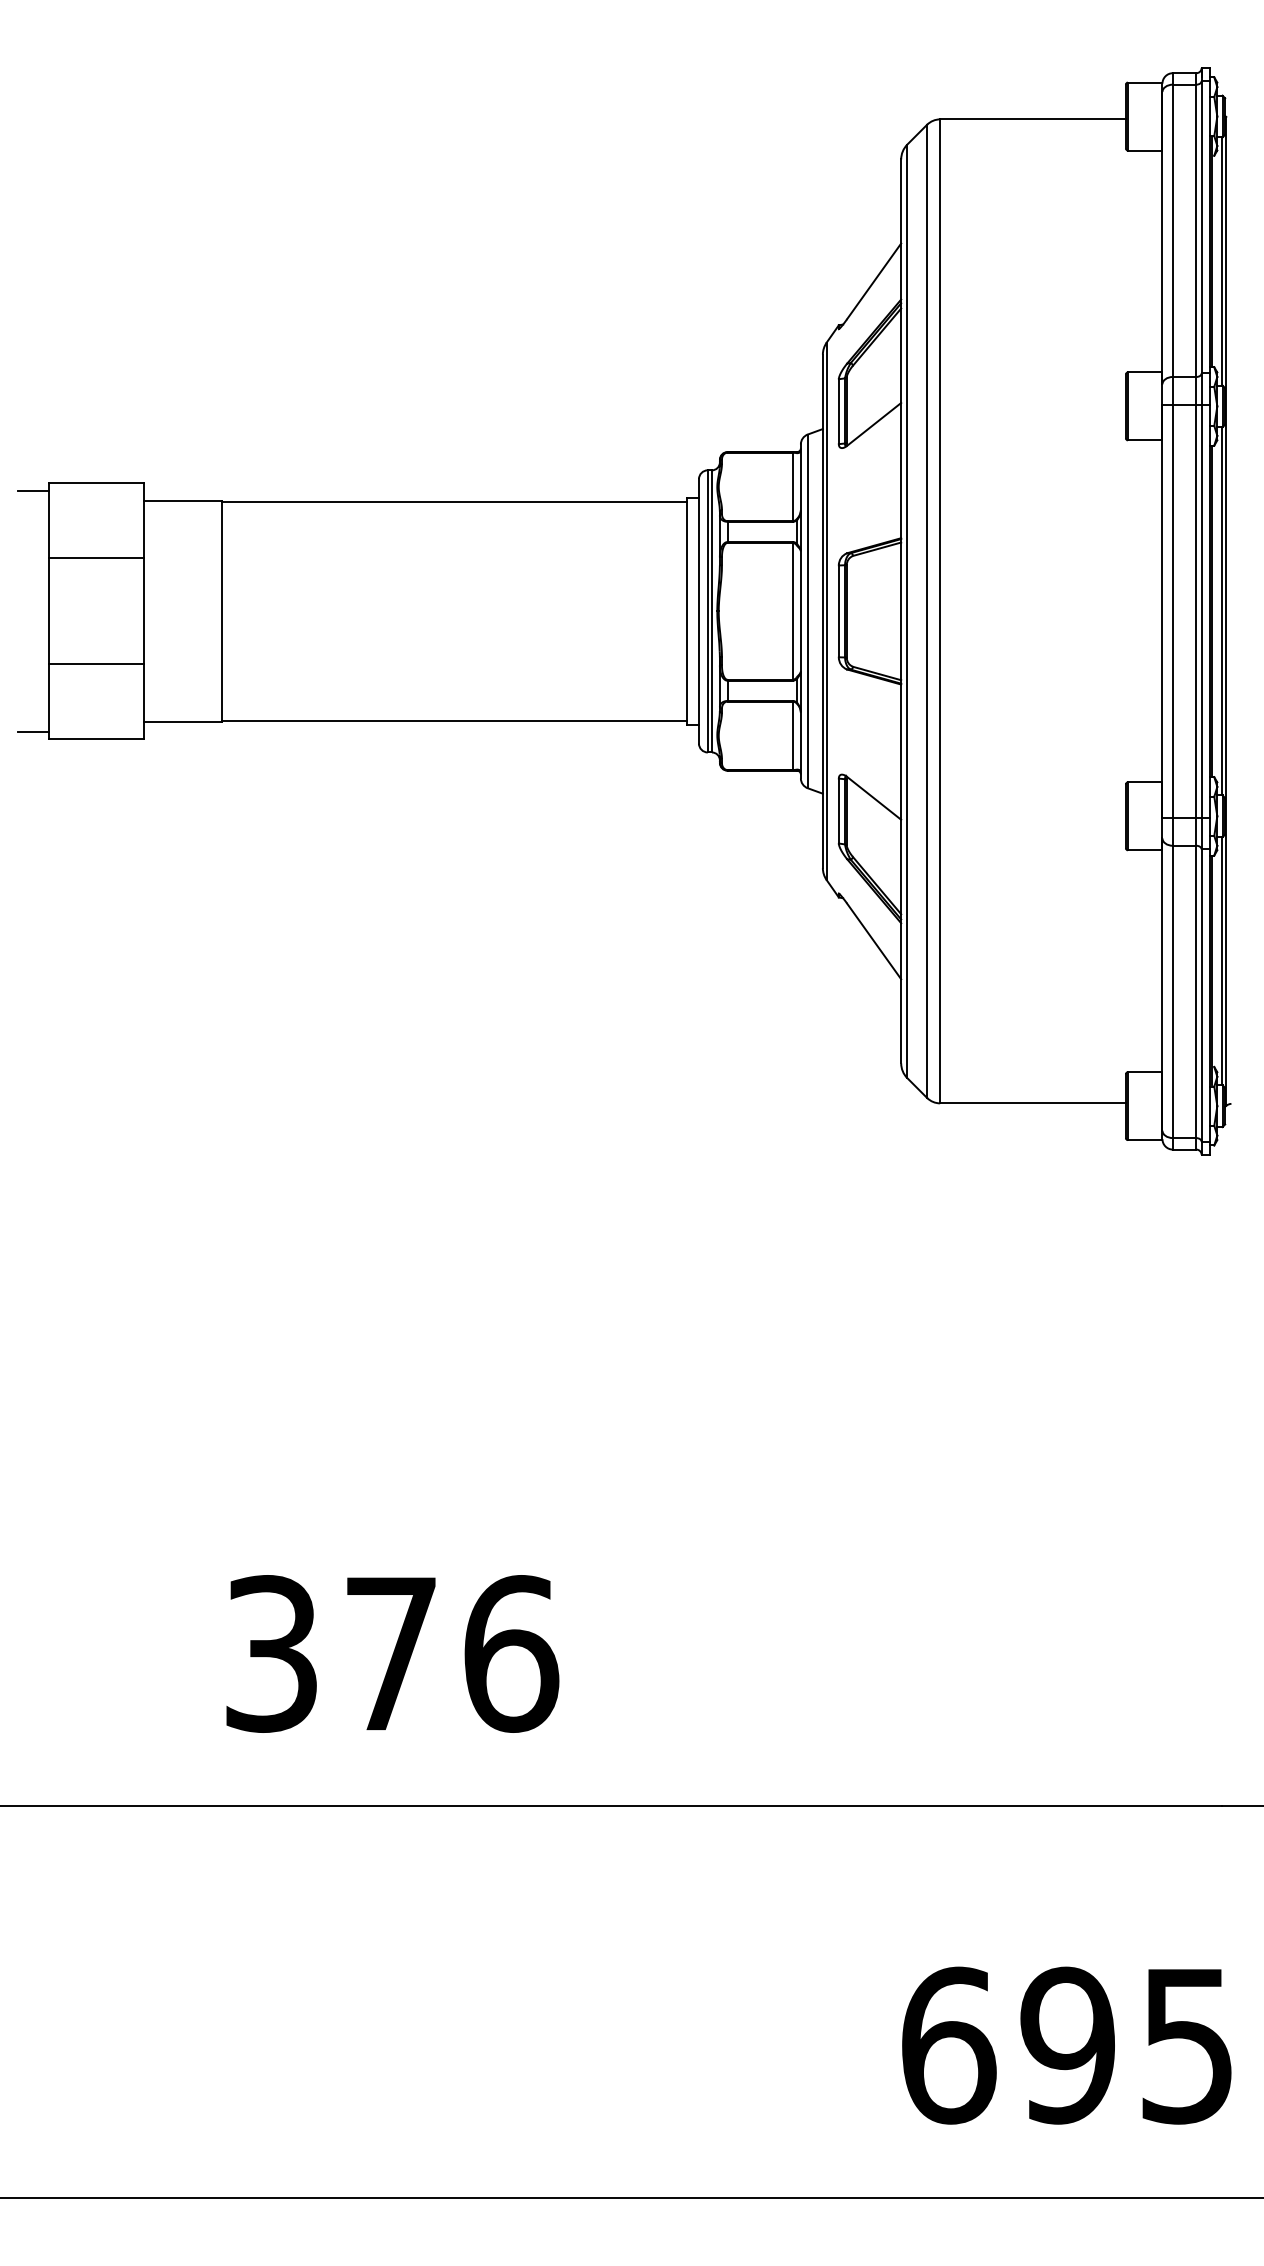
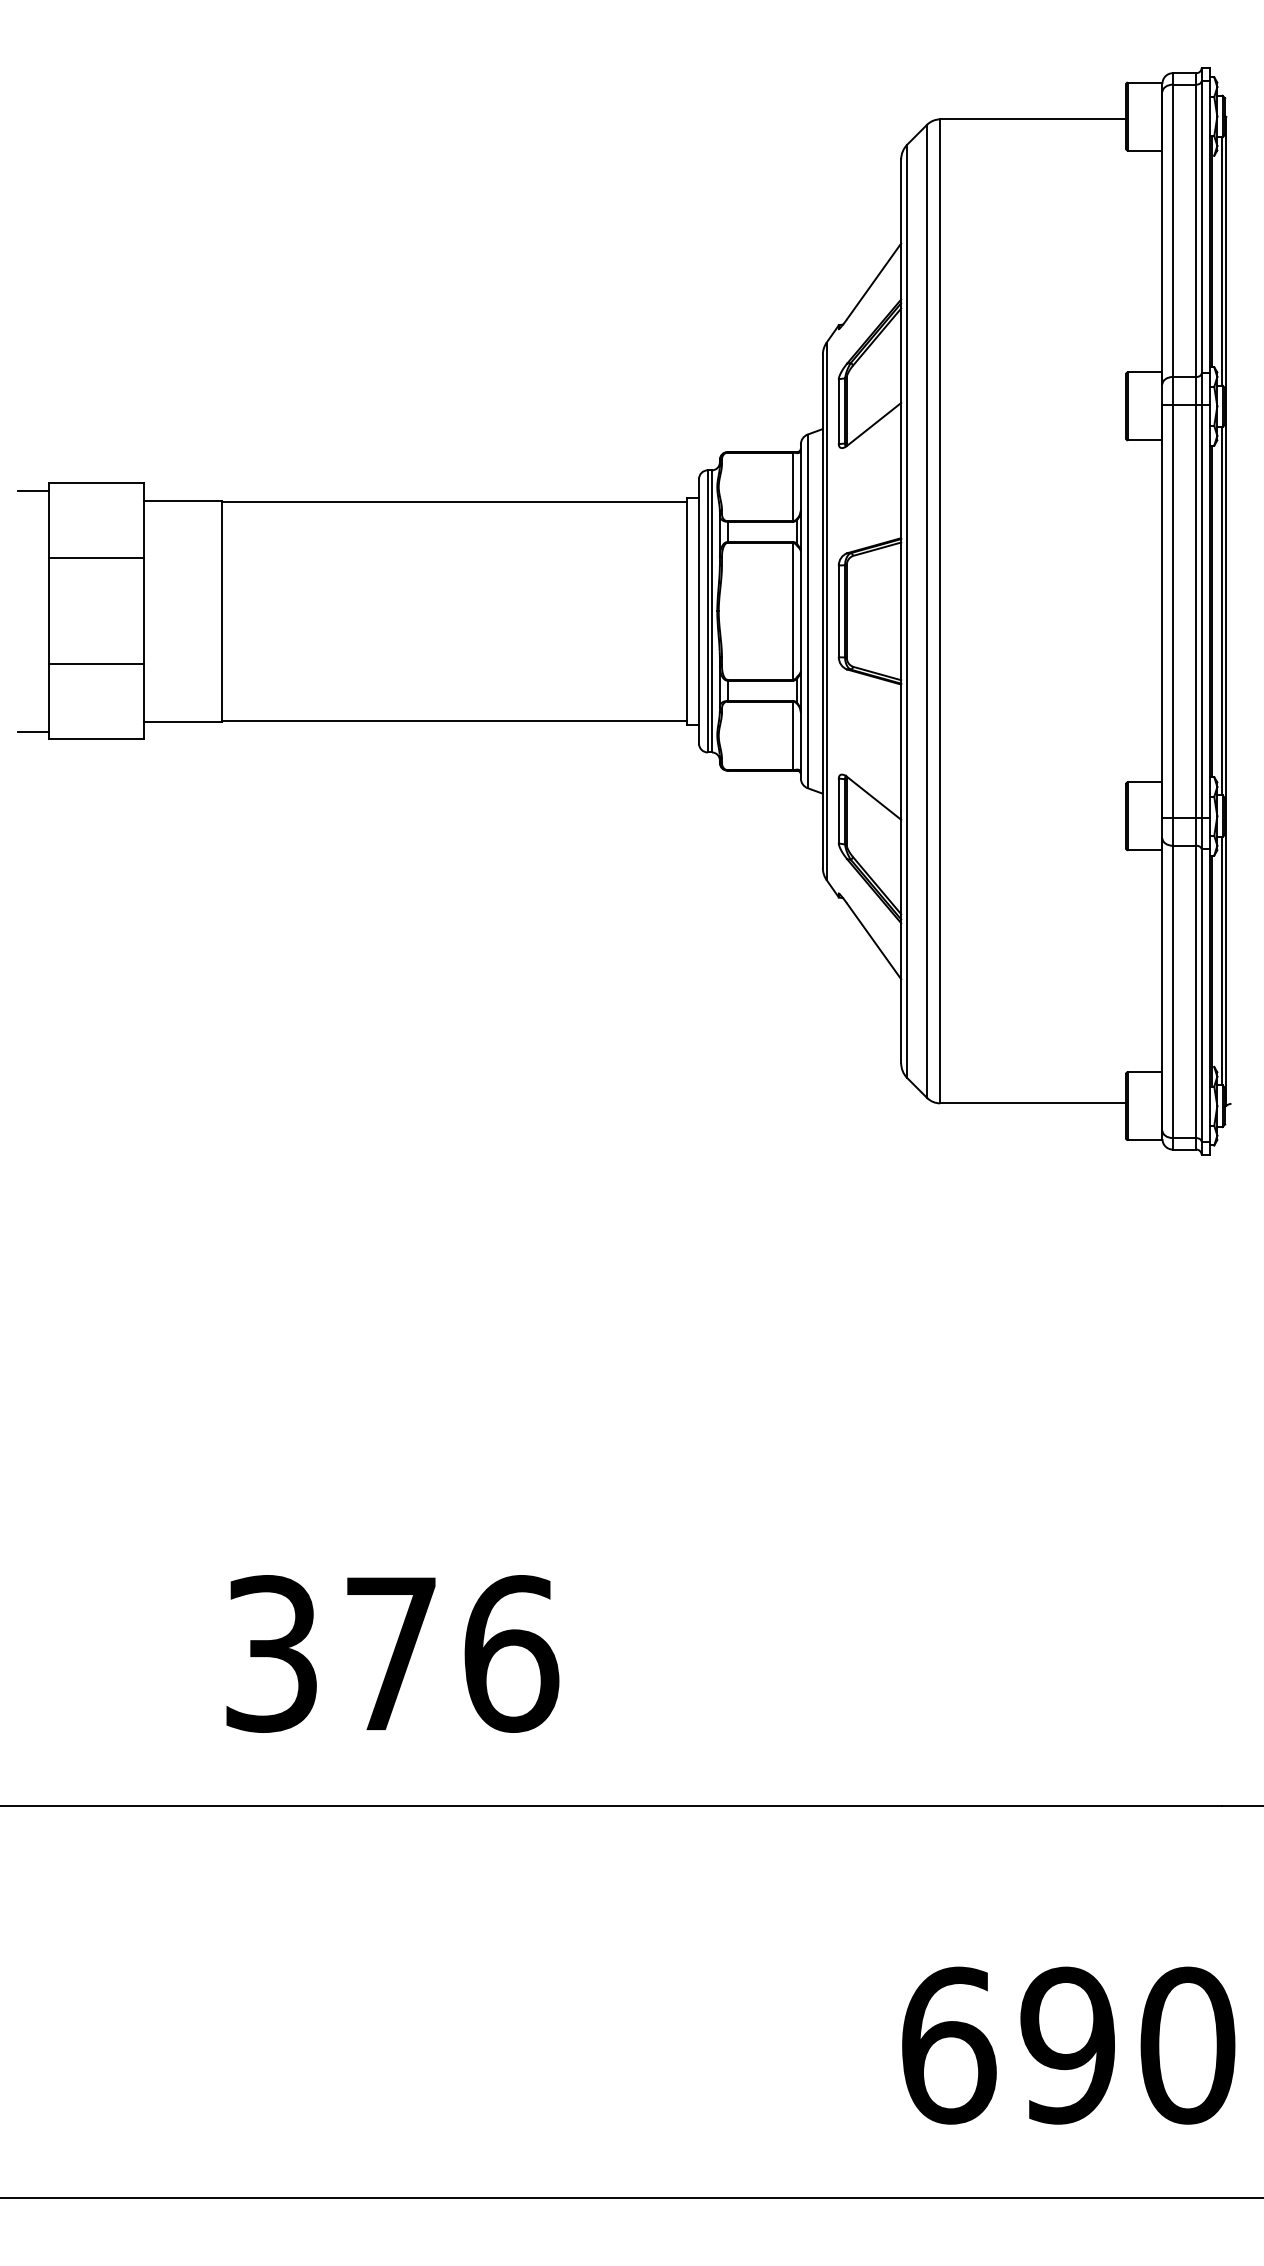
text: 695 -> 690 (1187, 2045)
